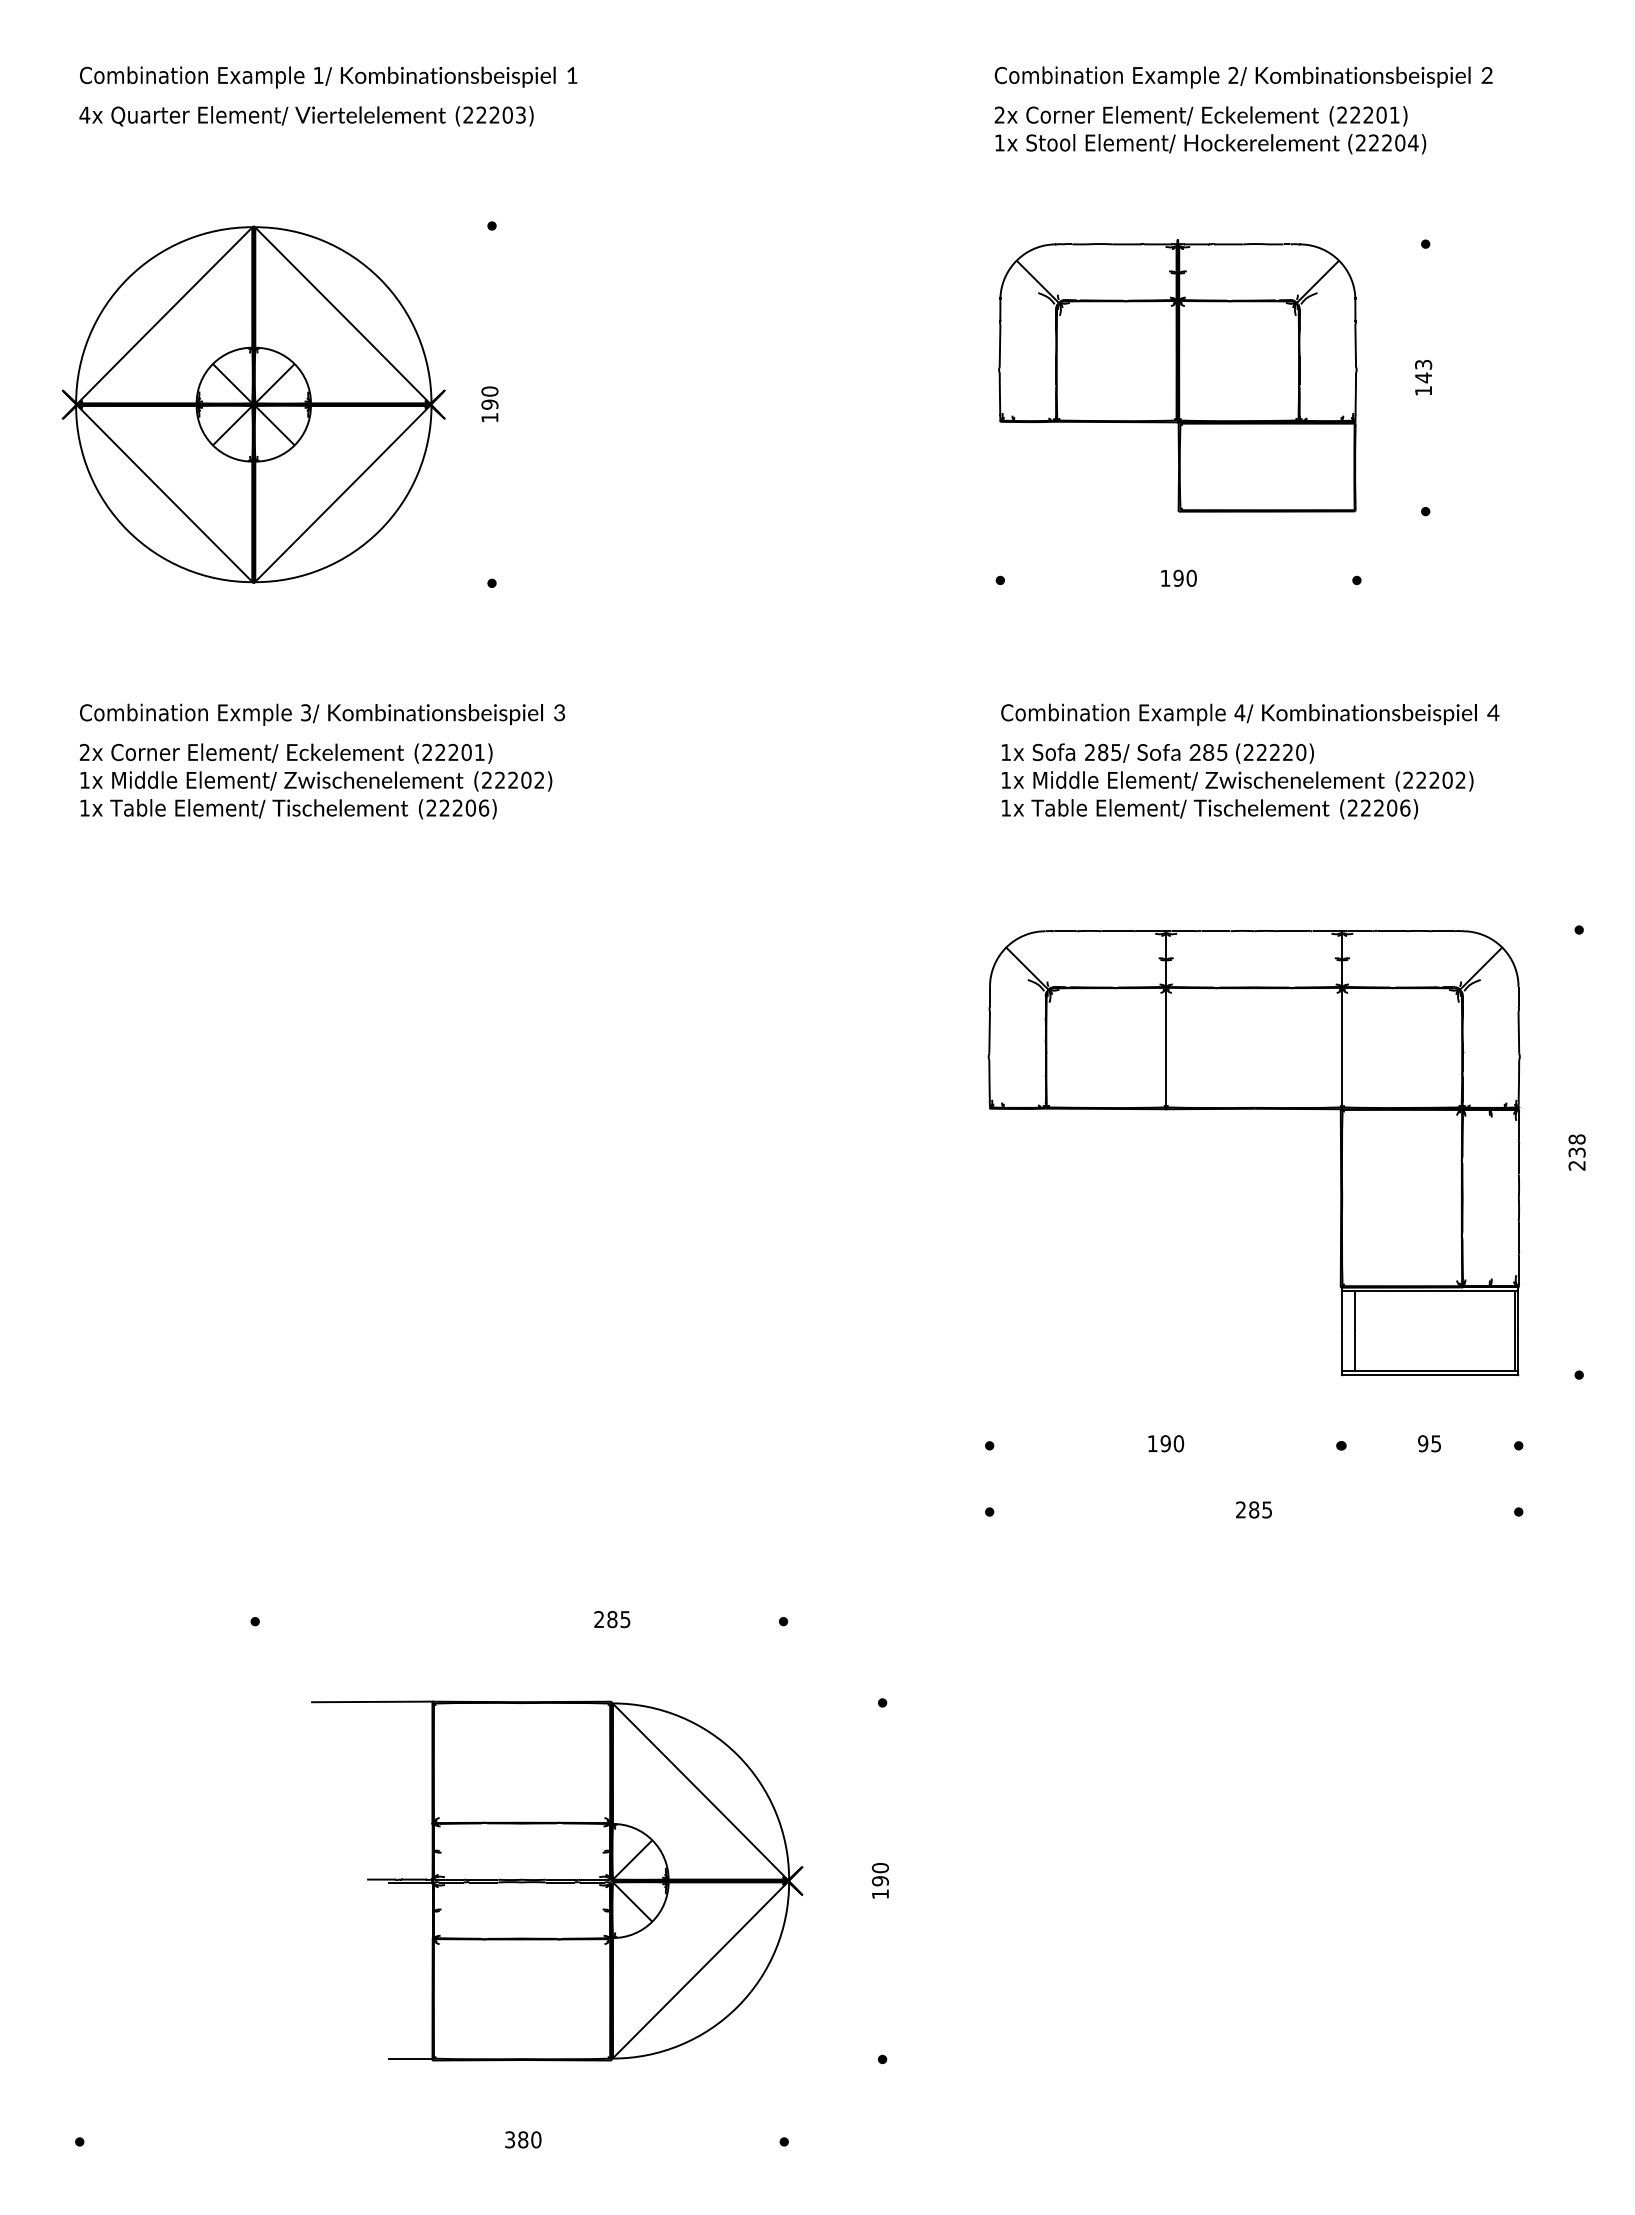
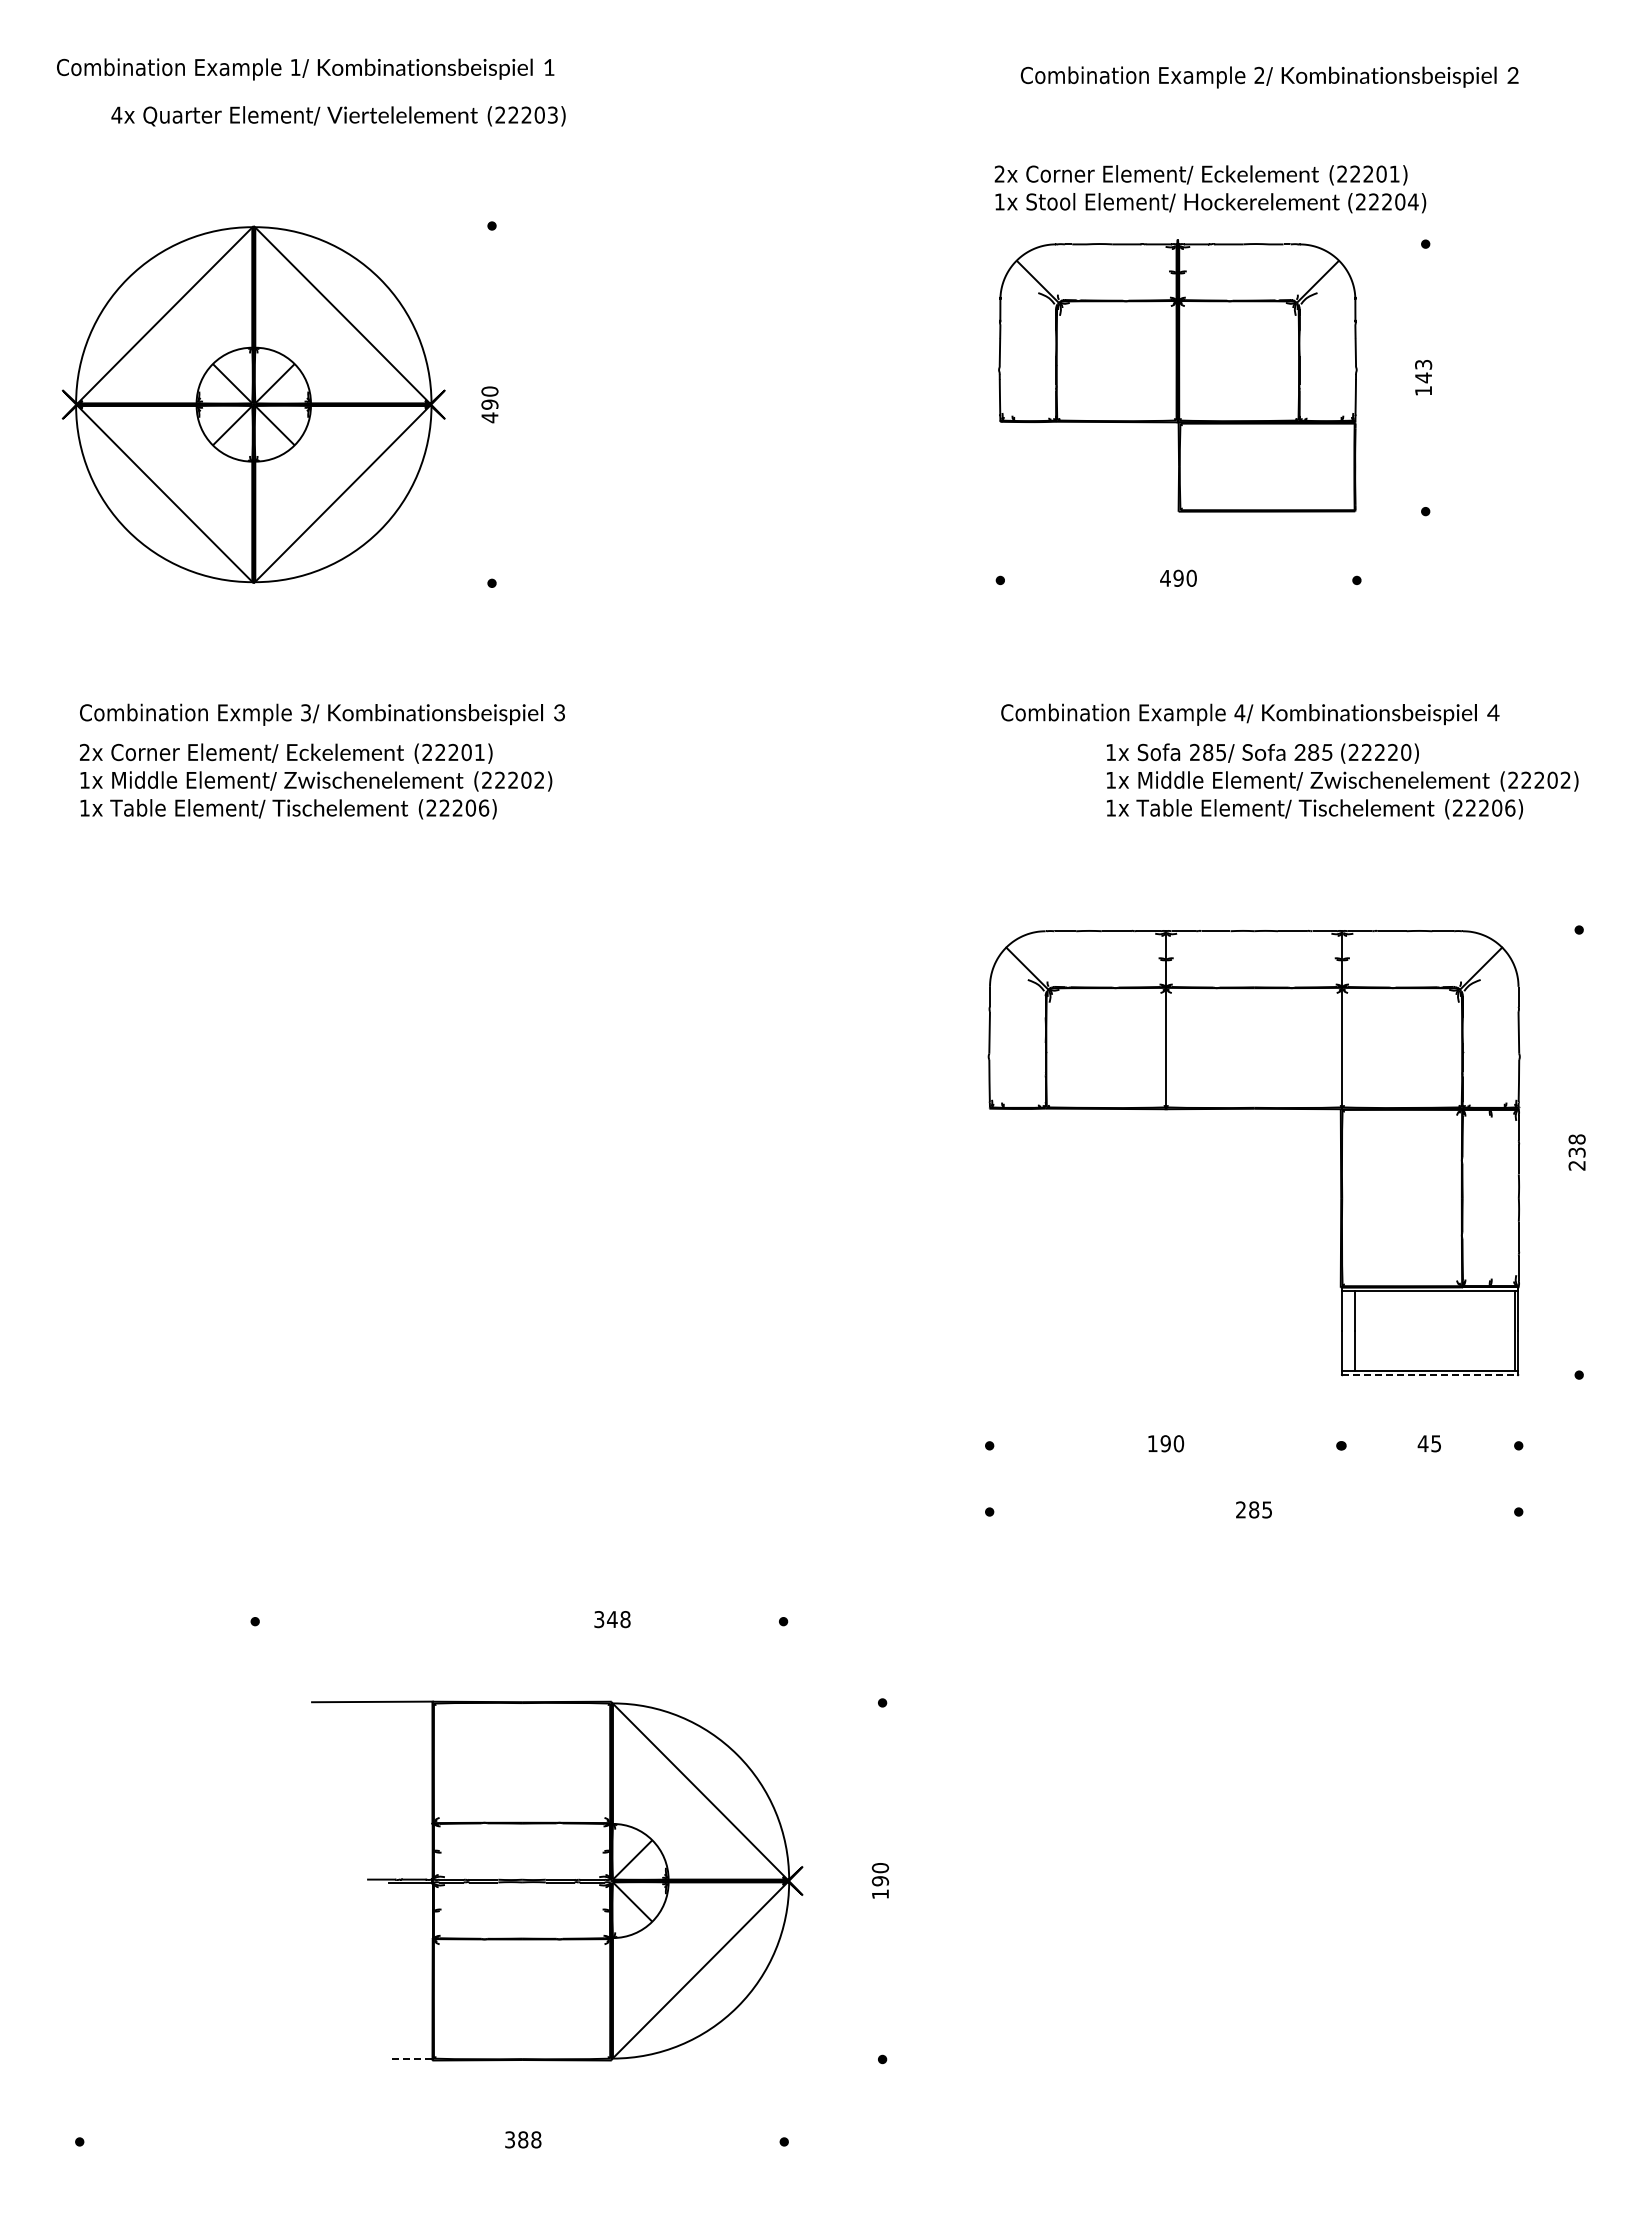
text position: (328, 77) -> (305, 69) (305, 69)
text position: (1243, 77) -> (1269, 77) (1269, 77)
text position: (306, 116) -> (338, 116) (338, 116)
text position: (1210, 130) -> (1210, 189) (1210, 189)
text: 190 -> 490 (489, 417)
text: 190 -> 490 (1165, 578)
text position: (1237, 781) -> (1342, 781) (1342, 781)
line: solid -> dashed (1430, 1375)
text: 95 -> 45 (1422, 1443)
text: 285 -> 348 (612, 1619)
line: solid -> dashed (410, 2059)
text: 380 -> 388 (536, 2139)
